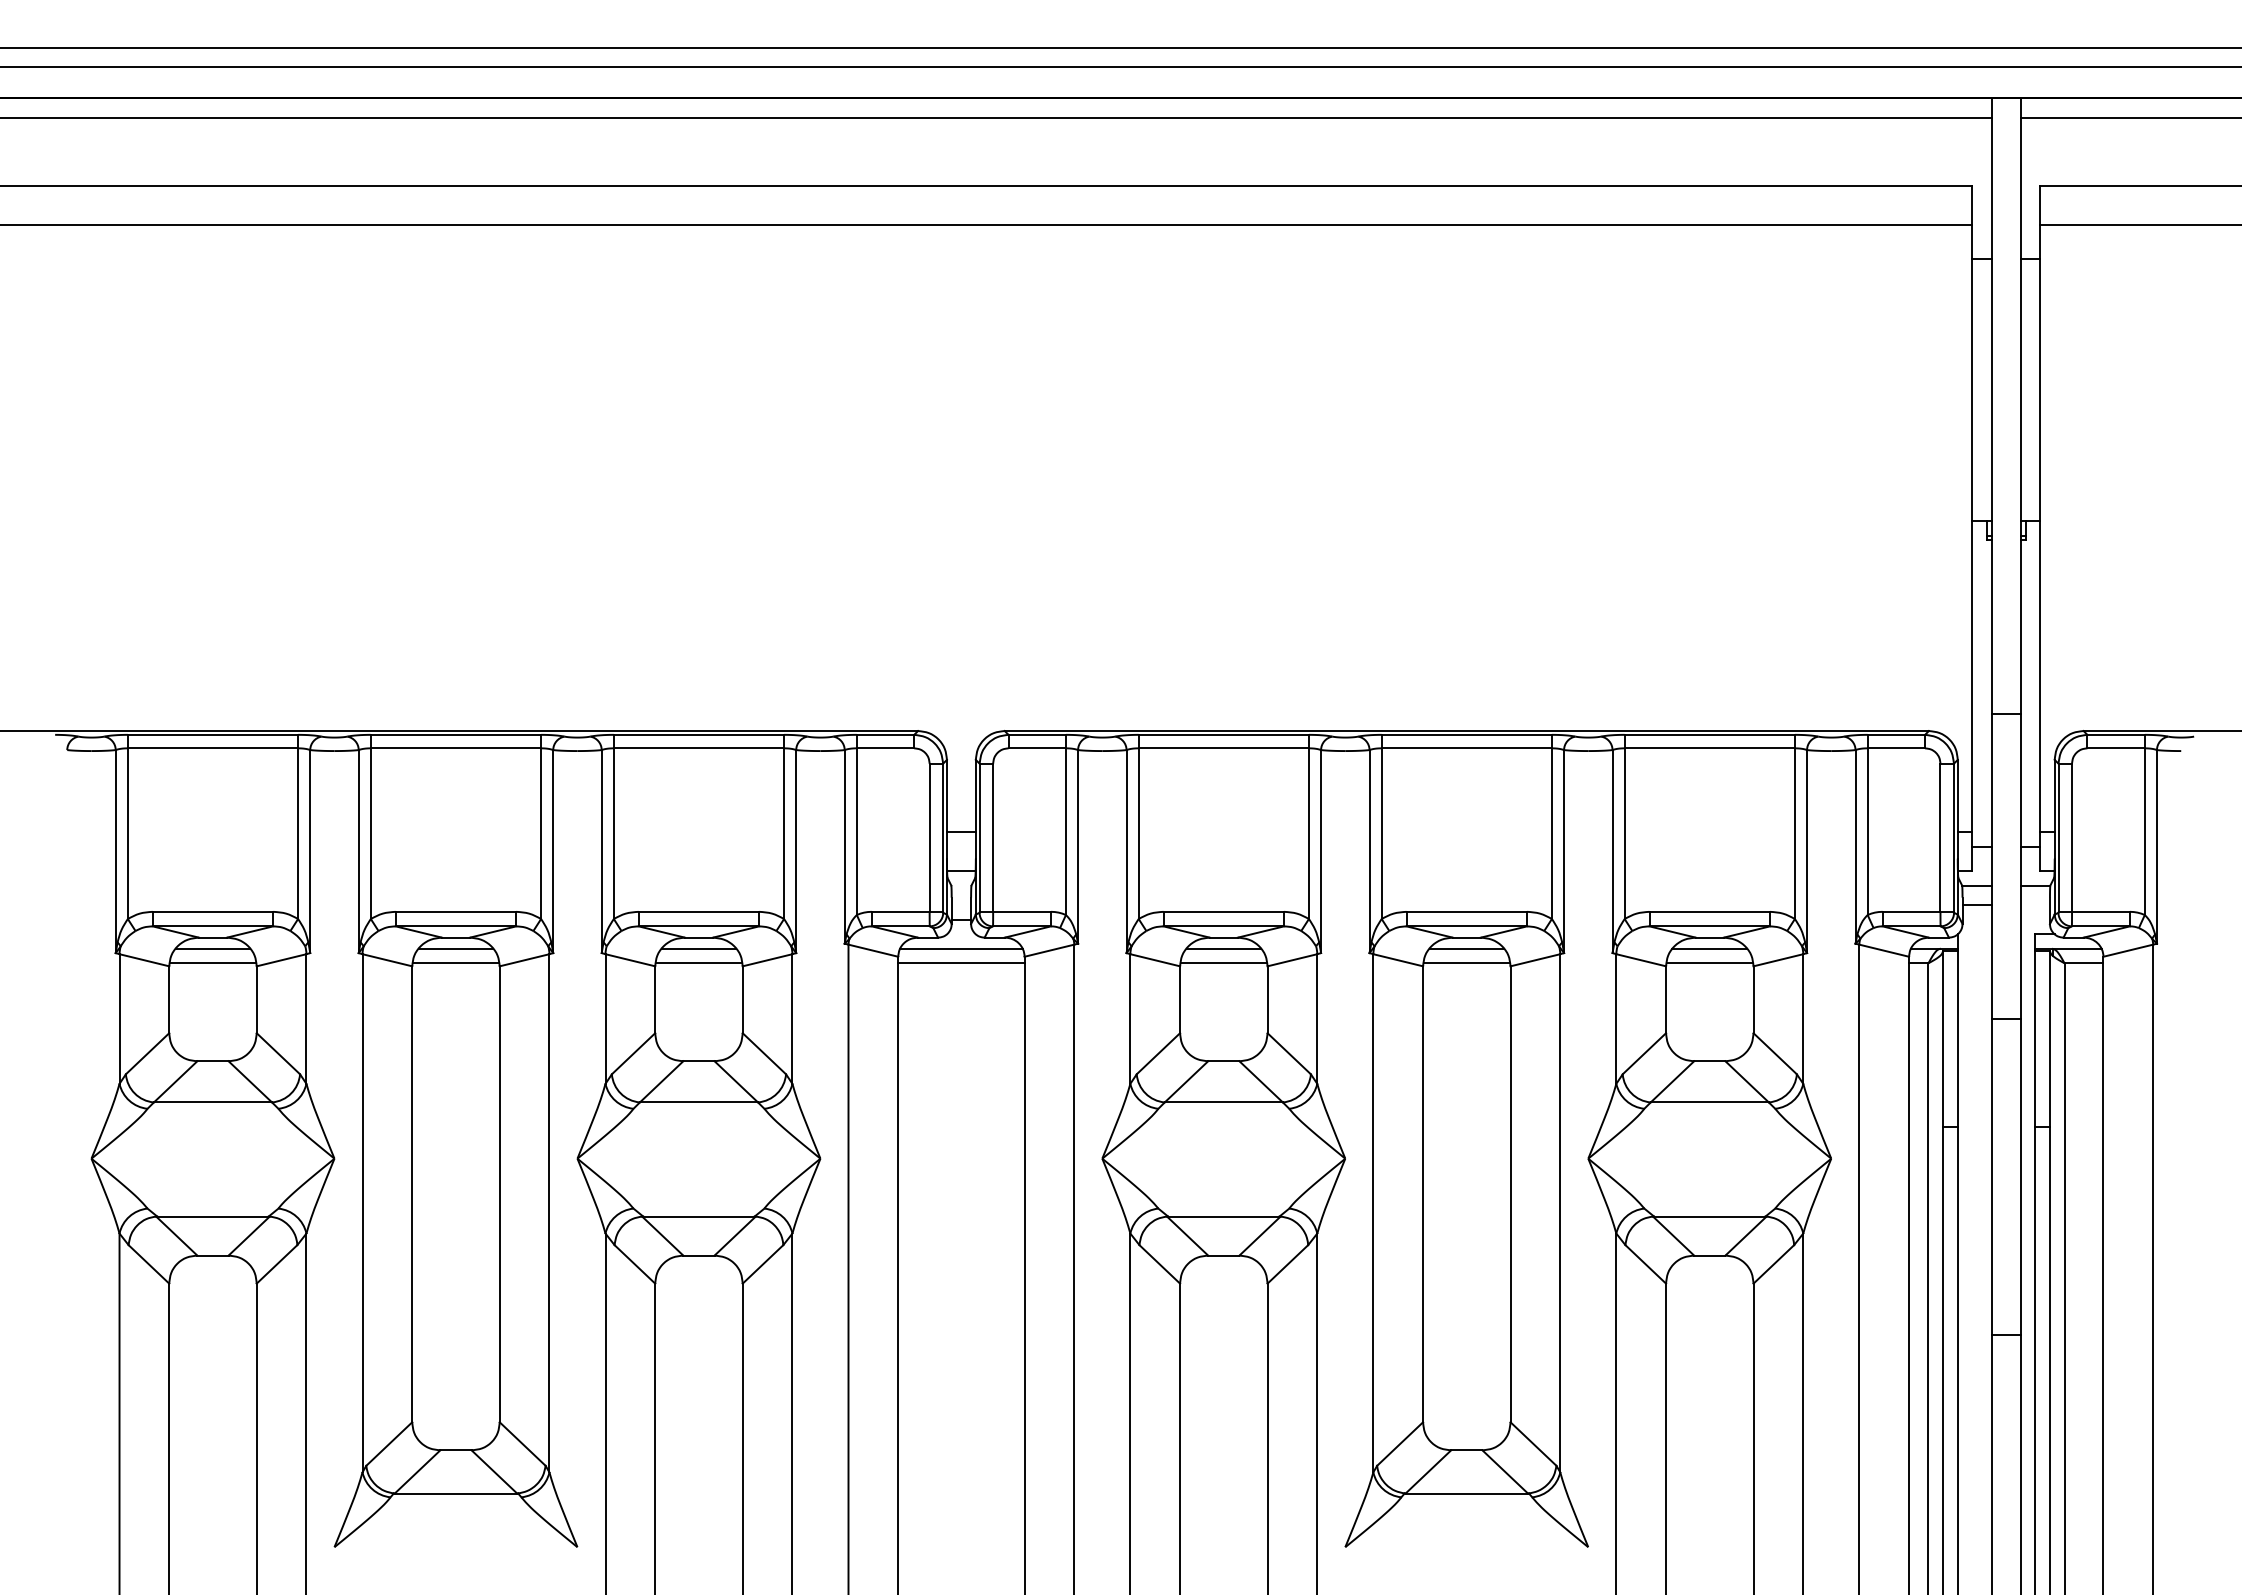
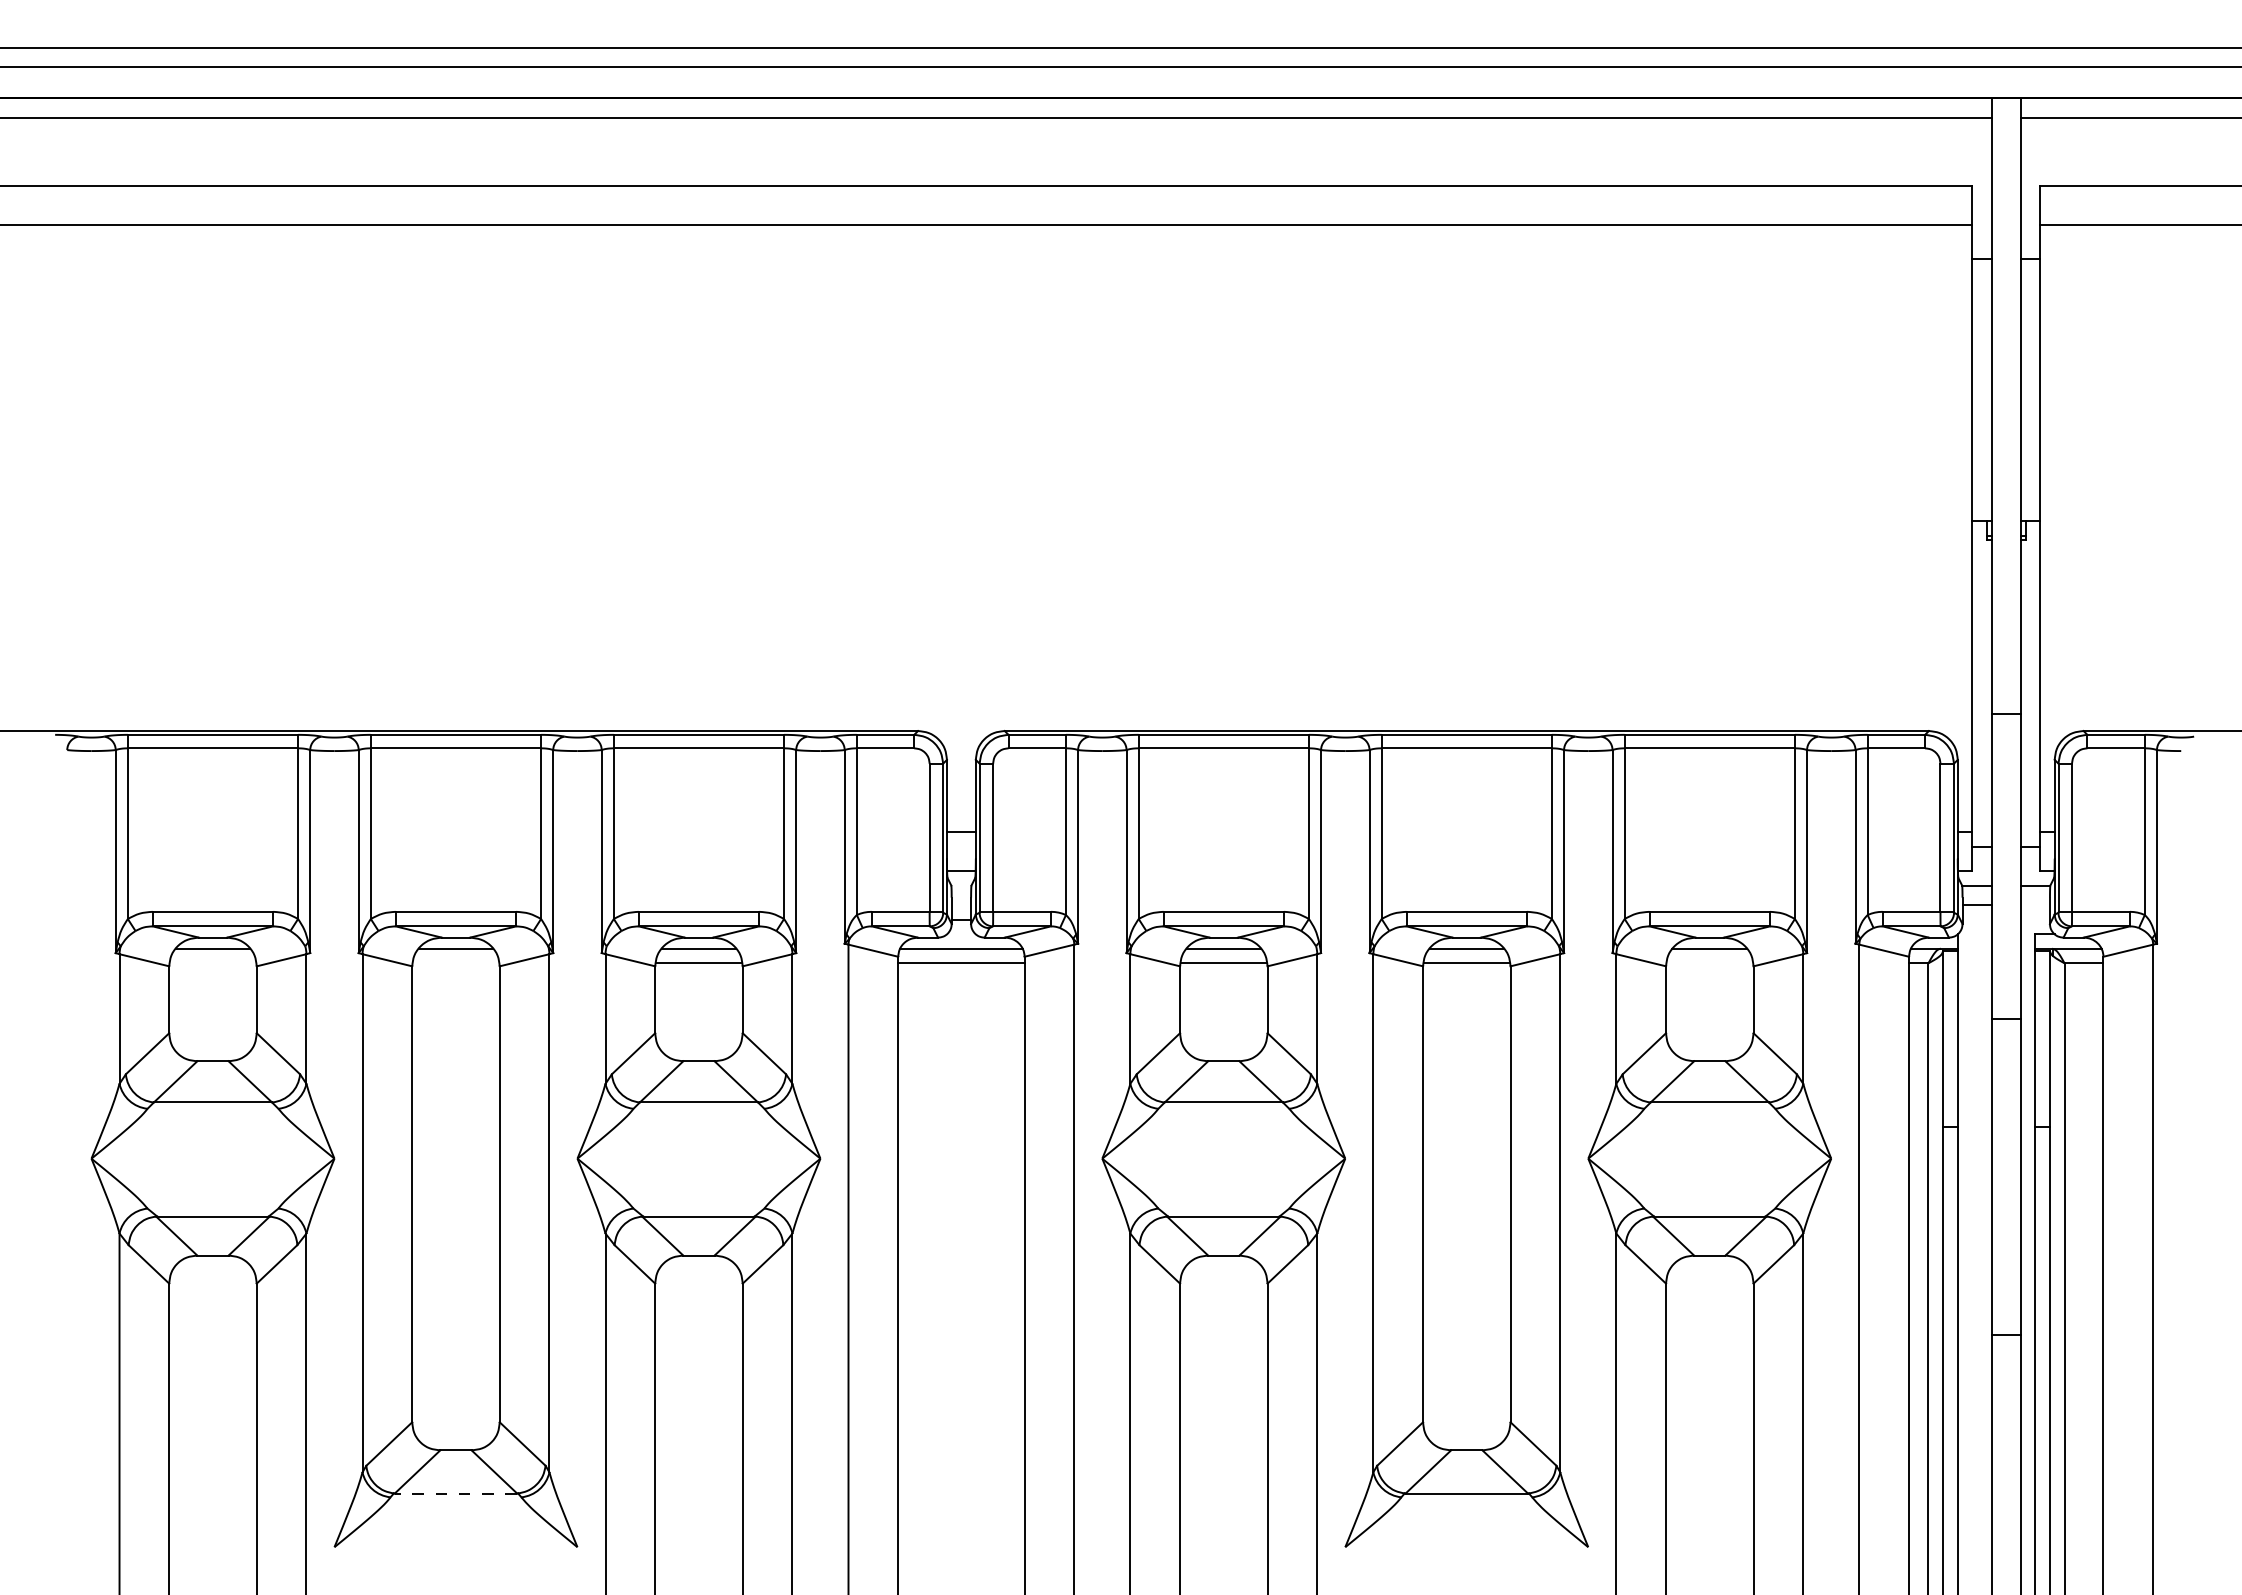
line: present -> none (212, 963)
line: present -> none (455, 963)
line: present -> none (1709, 963)
line: solid -> dashed (455, 1493)
